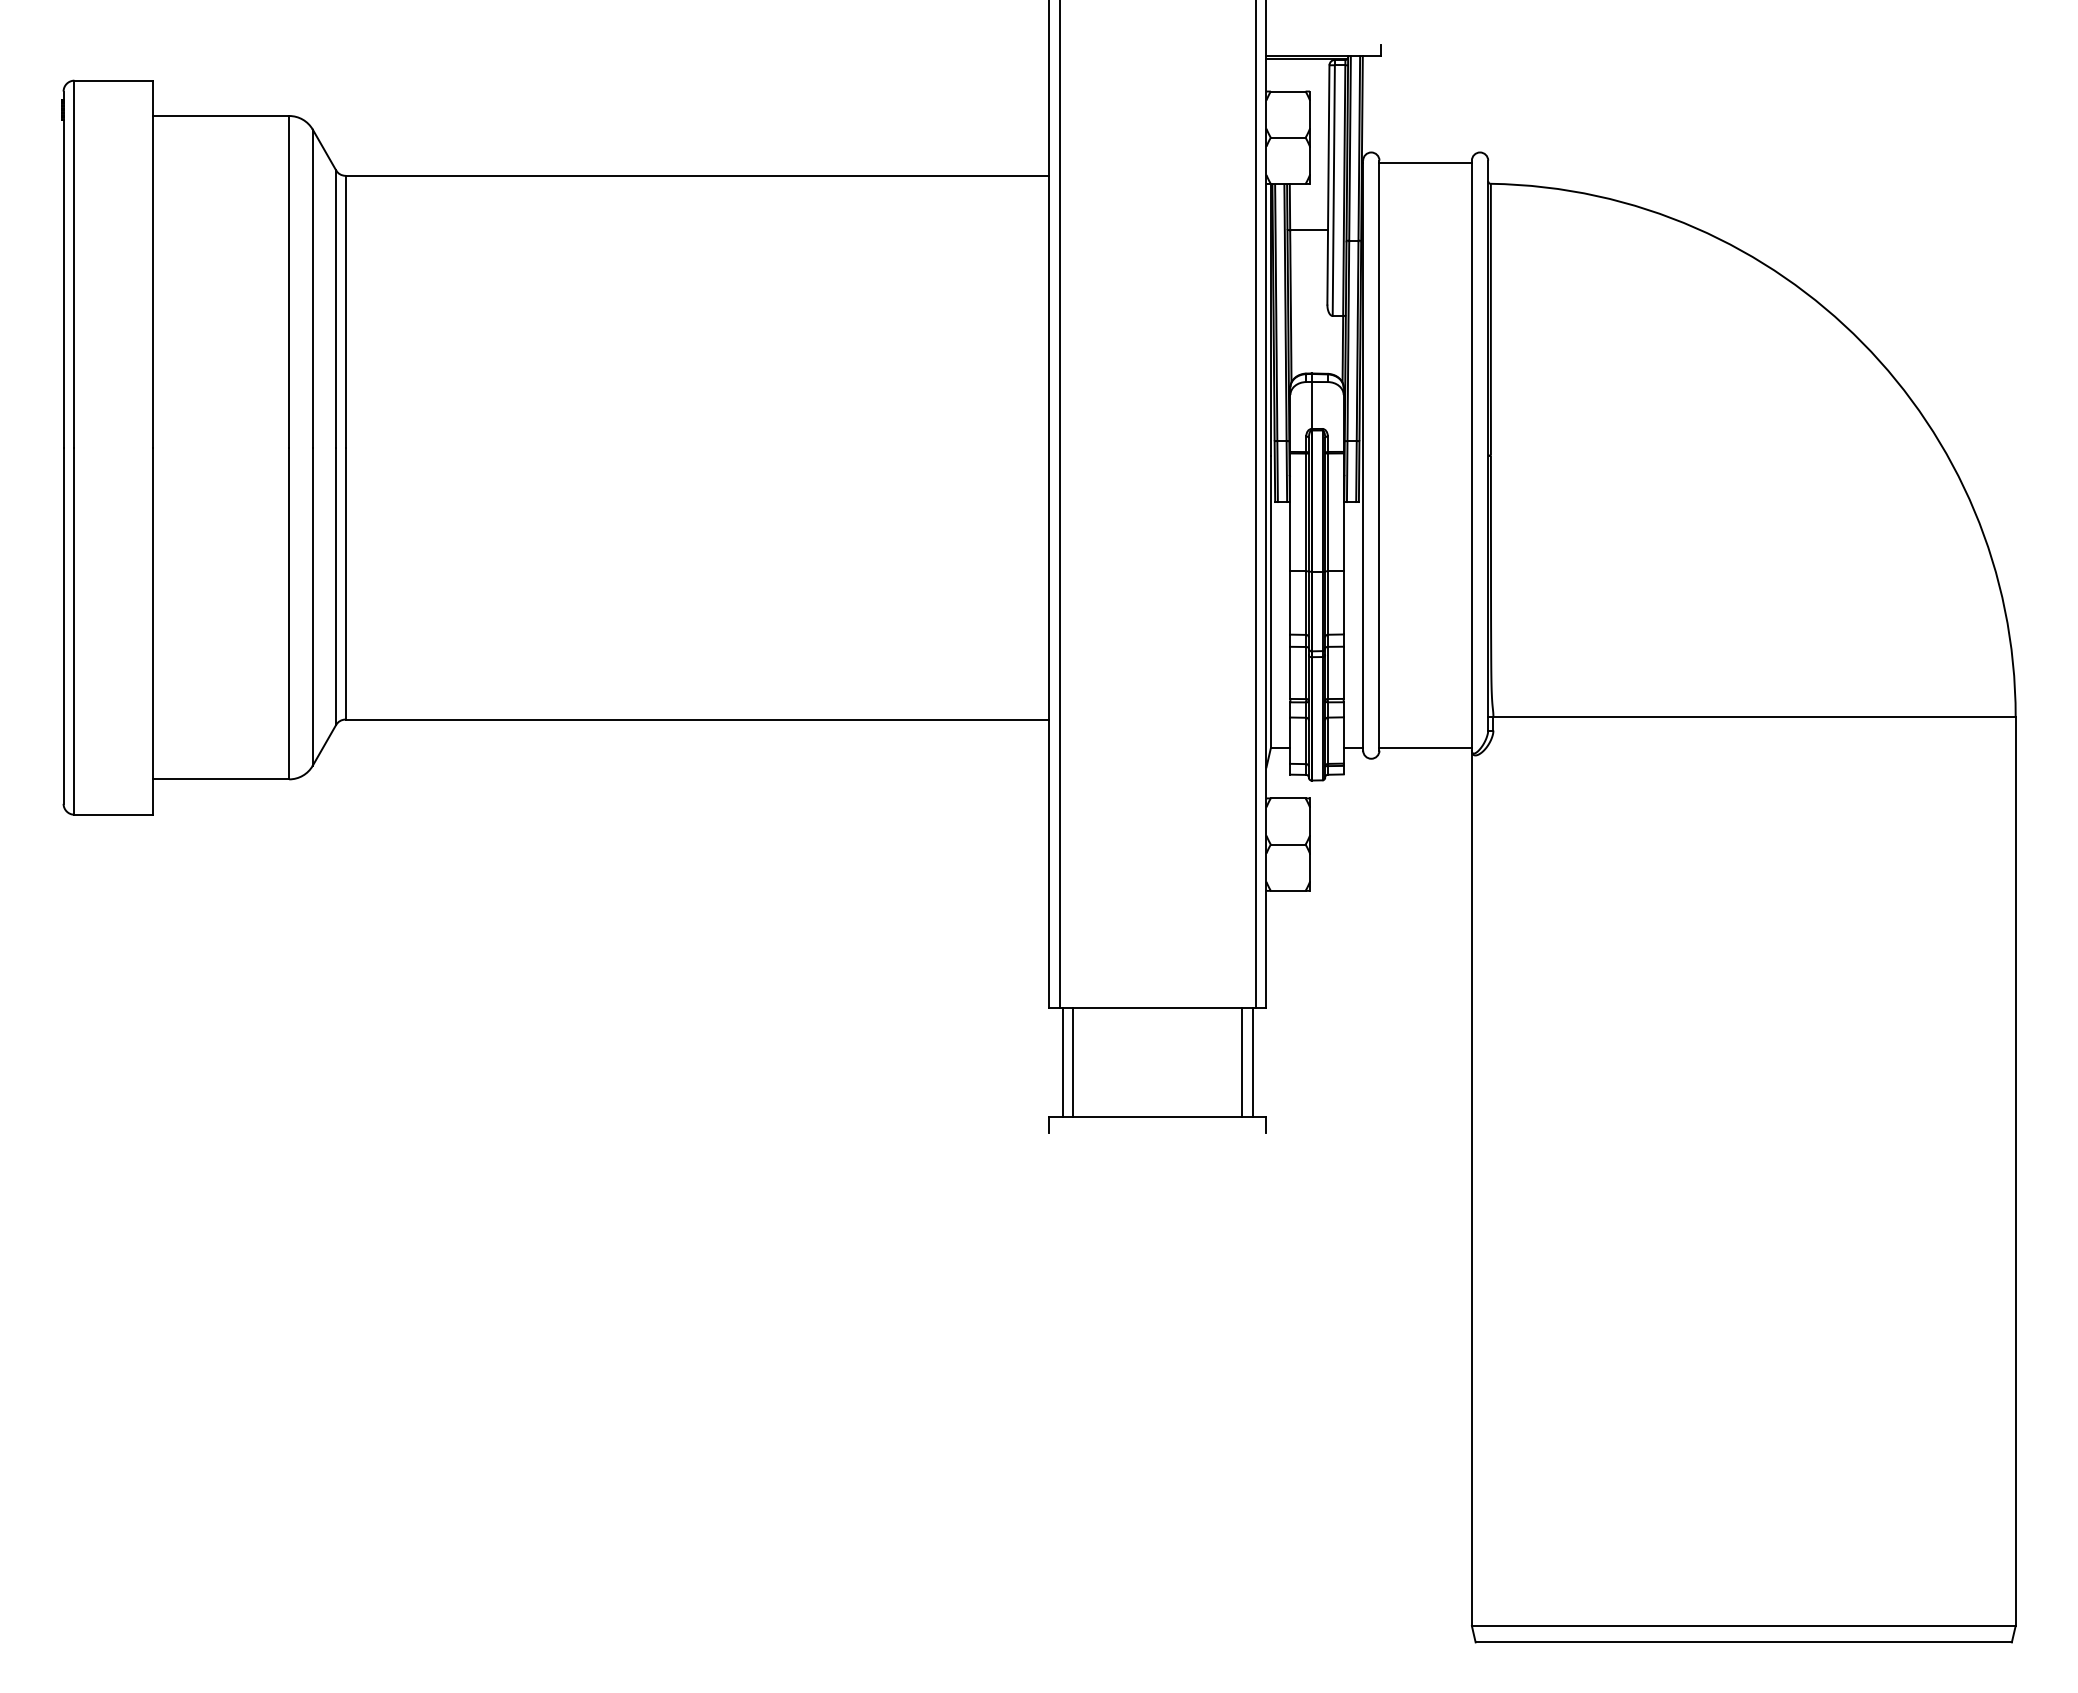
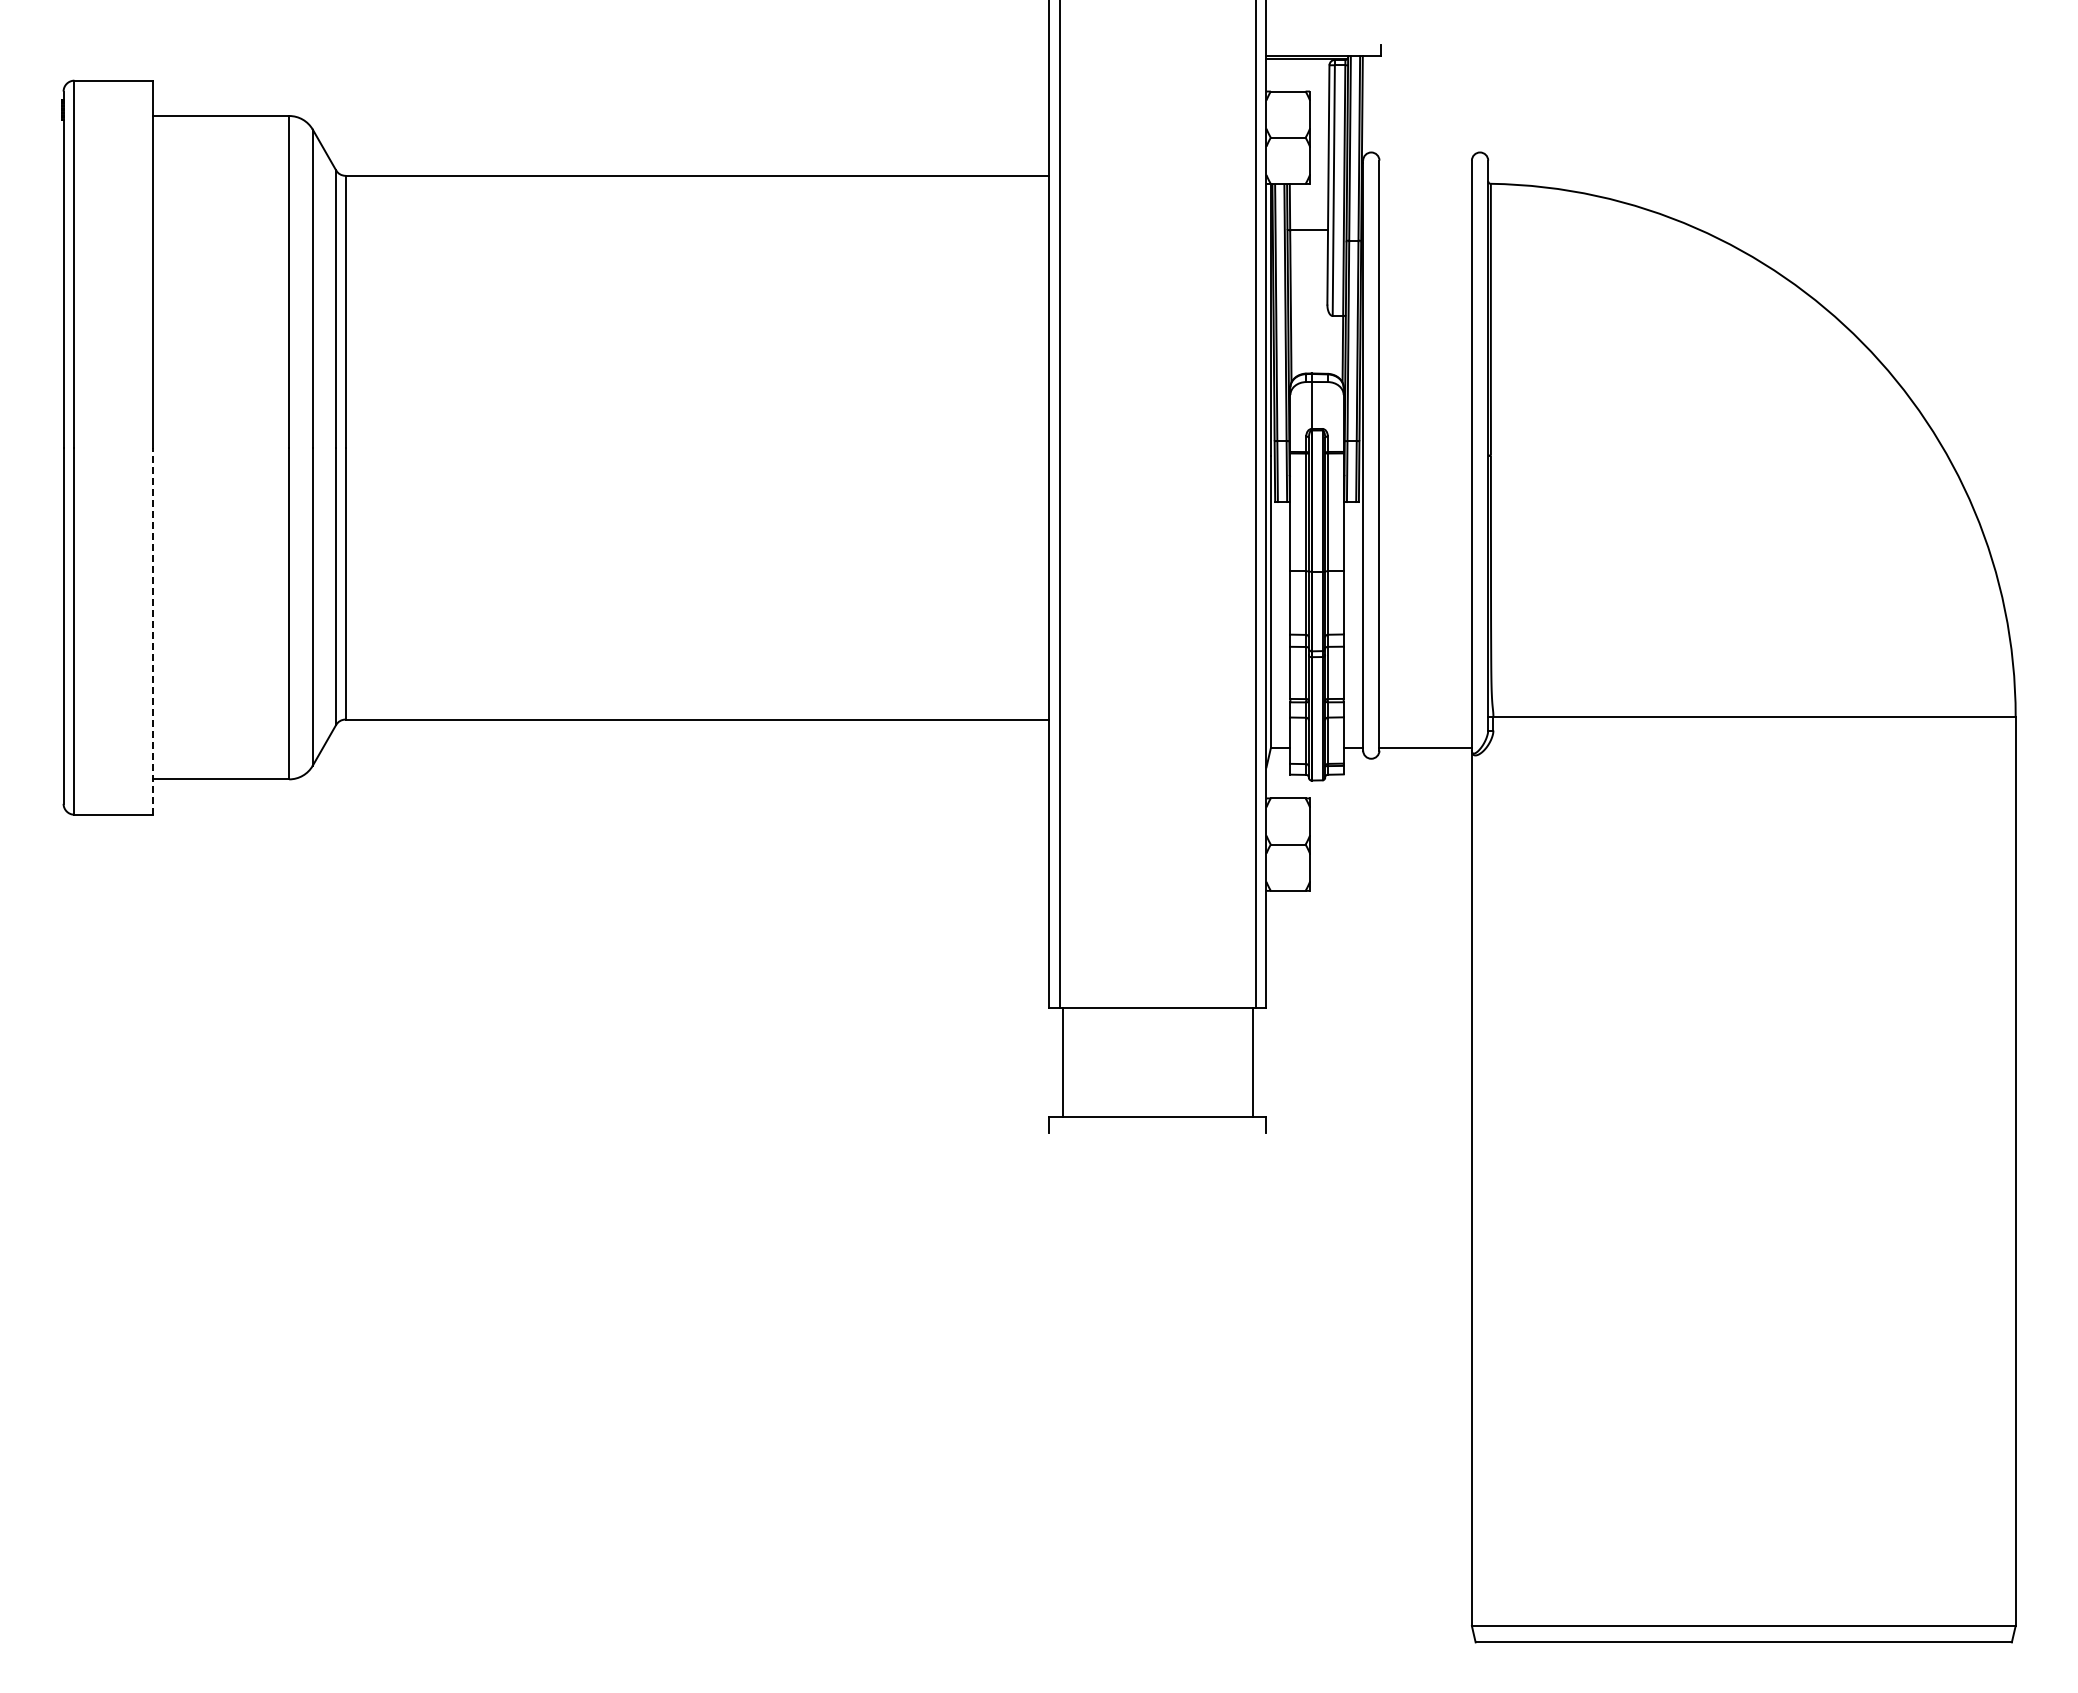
line: present -> none (1425, 163)
line: solid -> dashed (153, 631)
line: present -> none (1073, 1061)
line: present -> none (1242, 1061)
